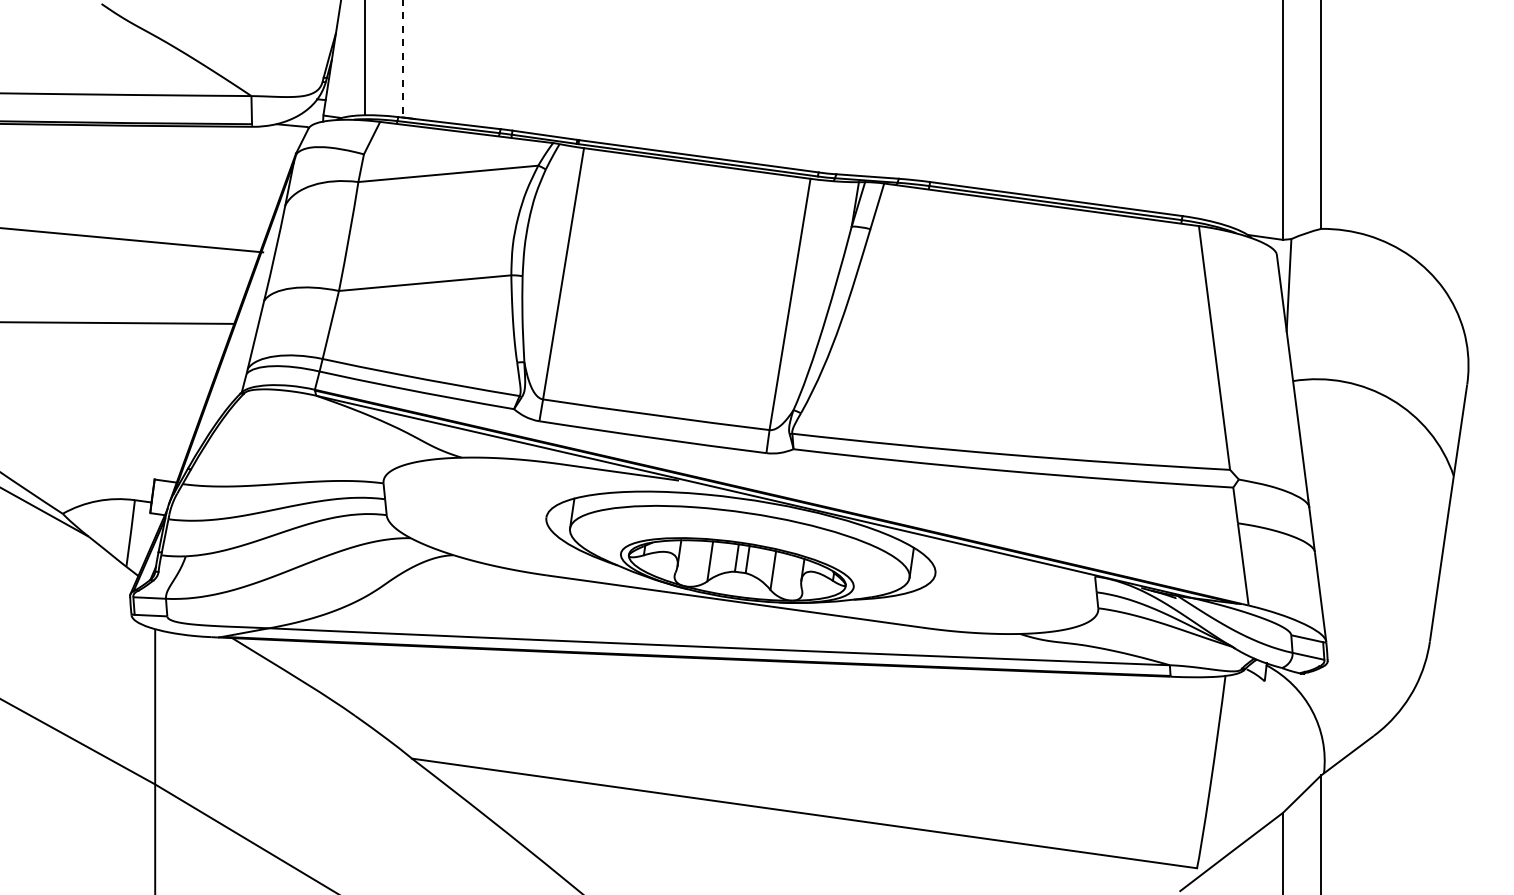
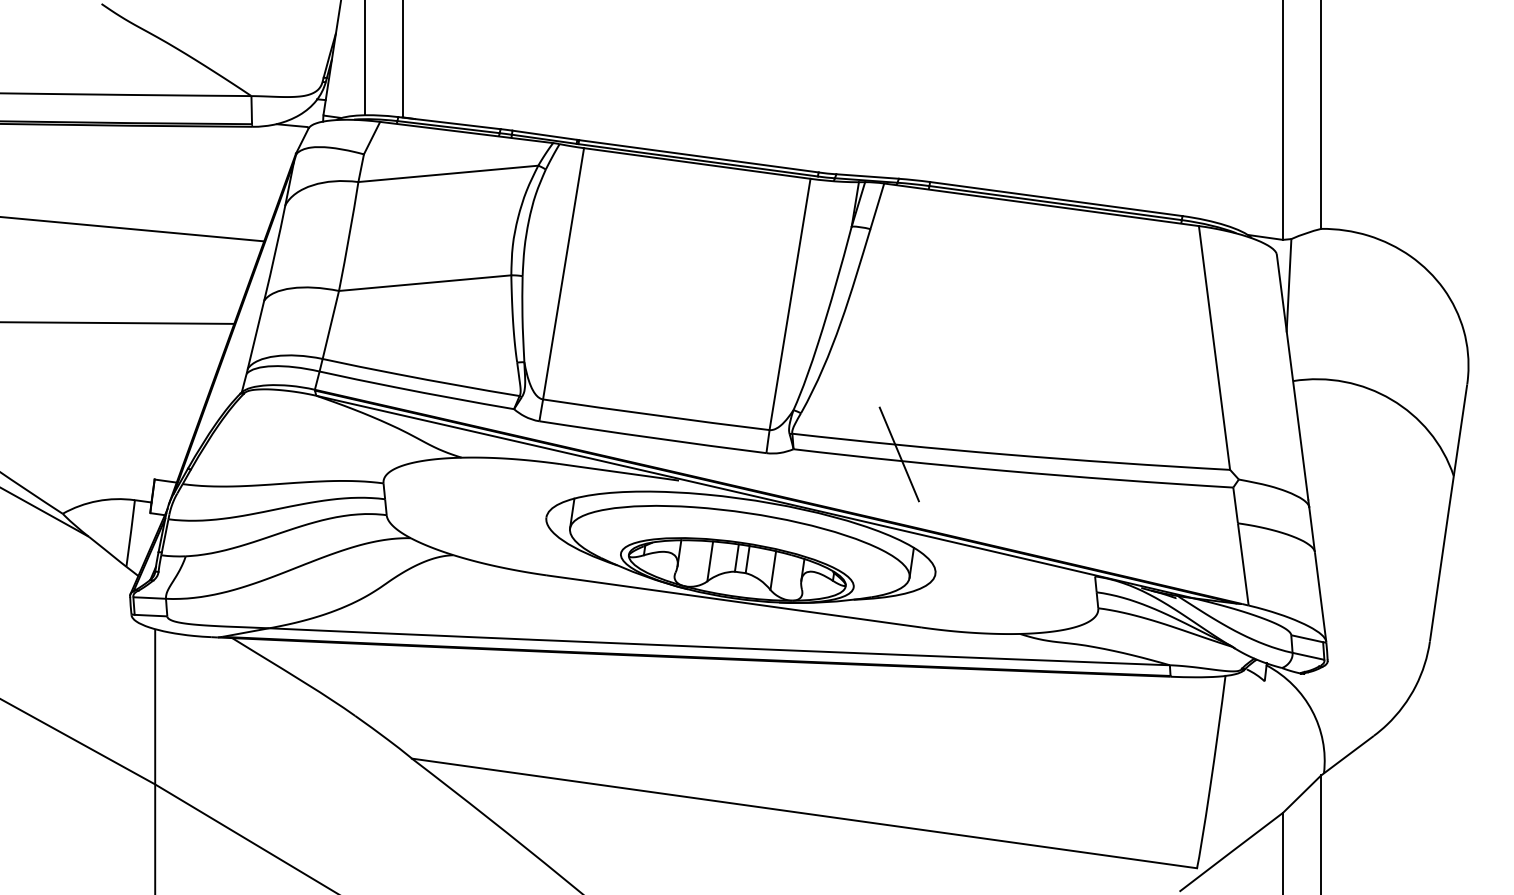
line: dashed -> solid (402, 59)
line position: (132, 240) -> (133, 229) (133, 229)
line: none -> present (898, 454)
